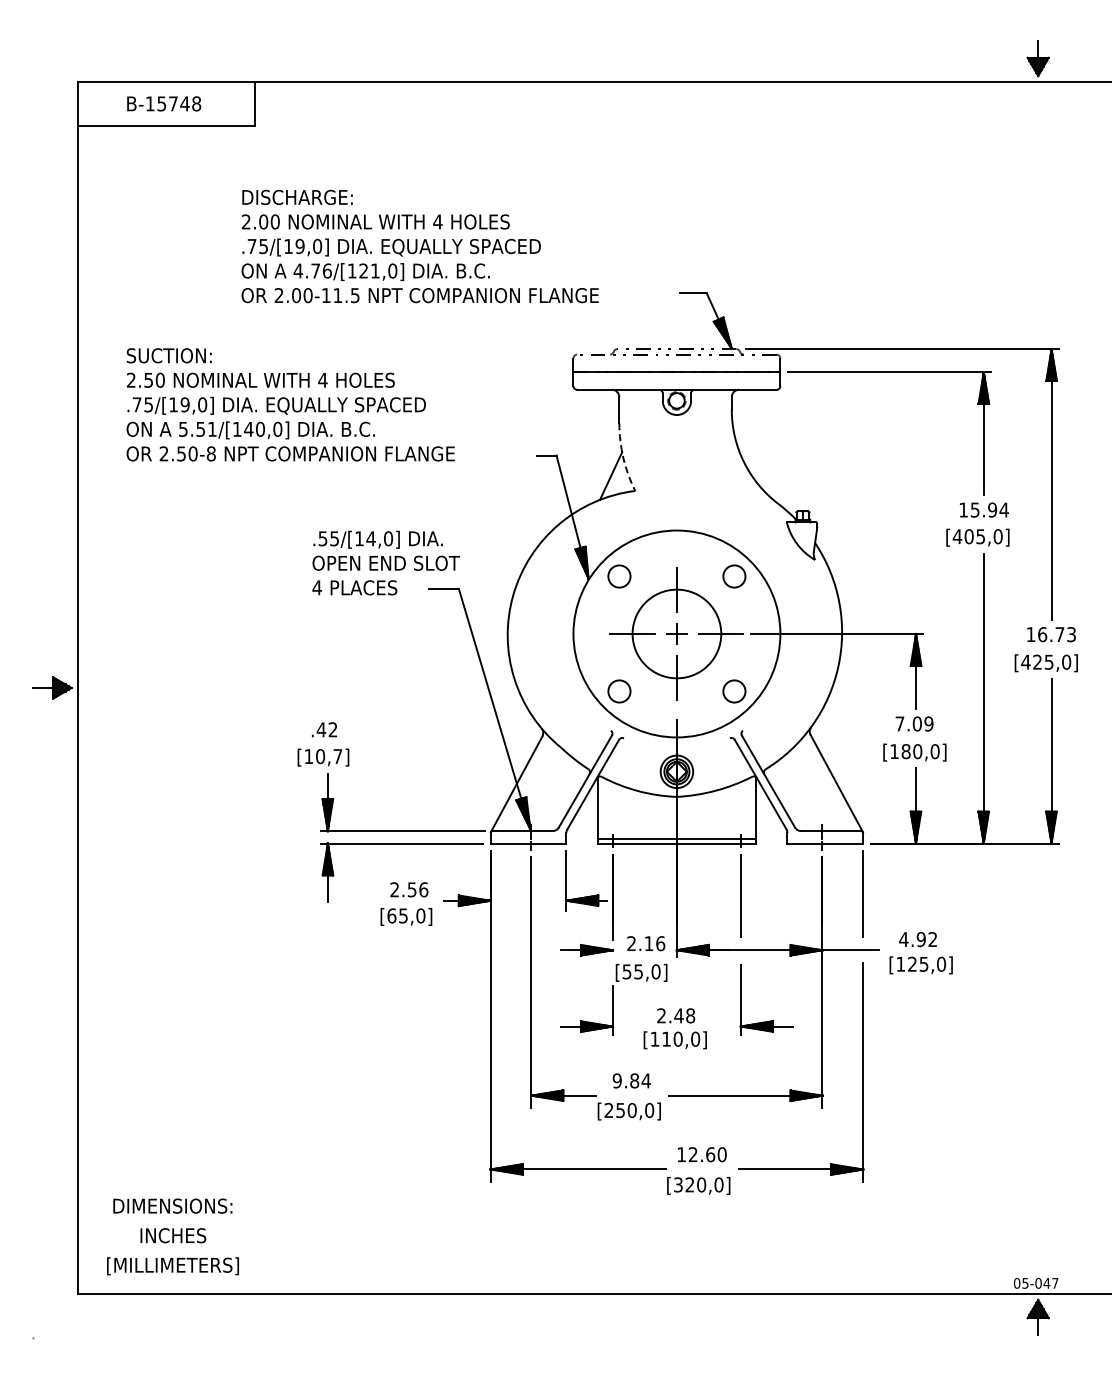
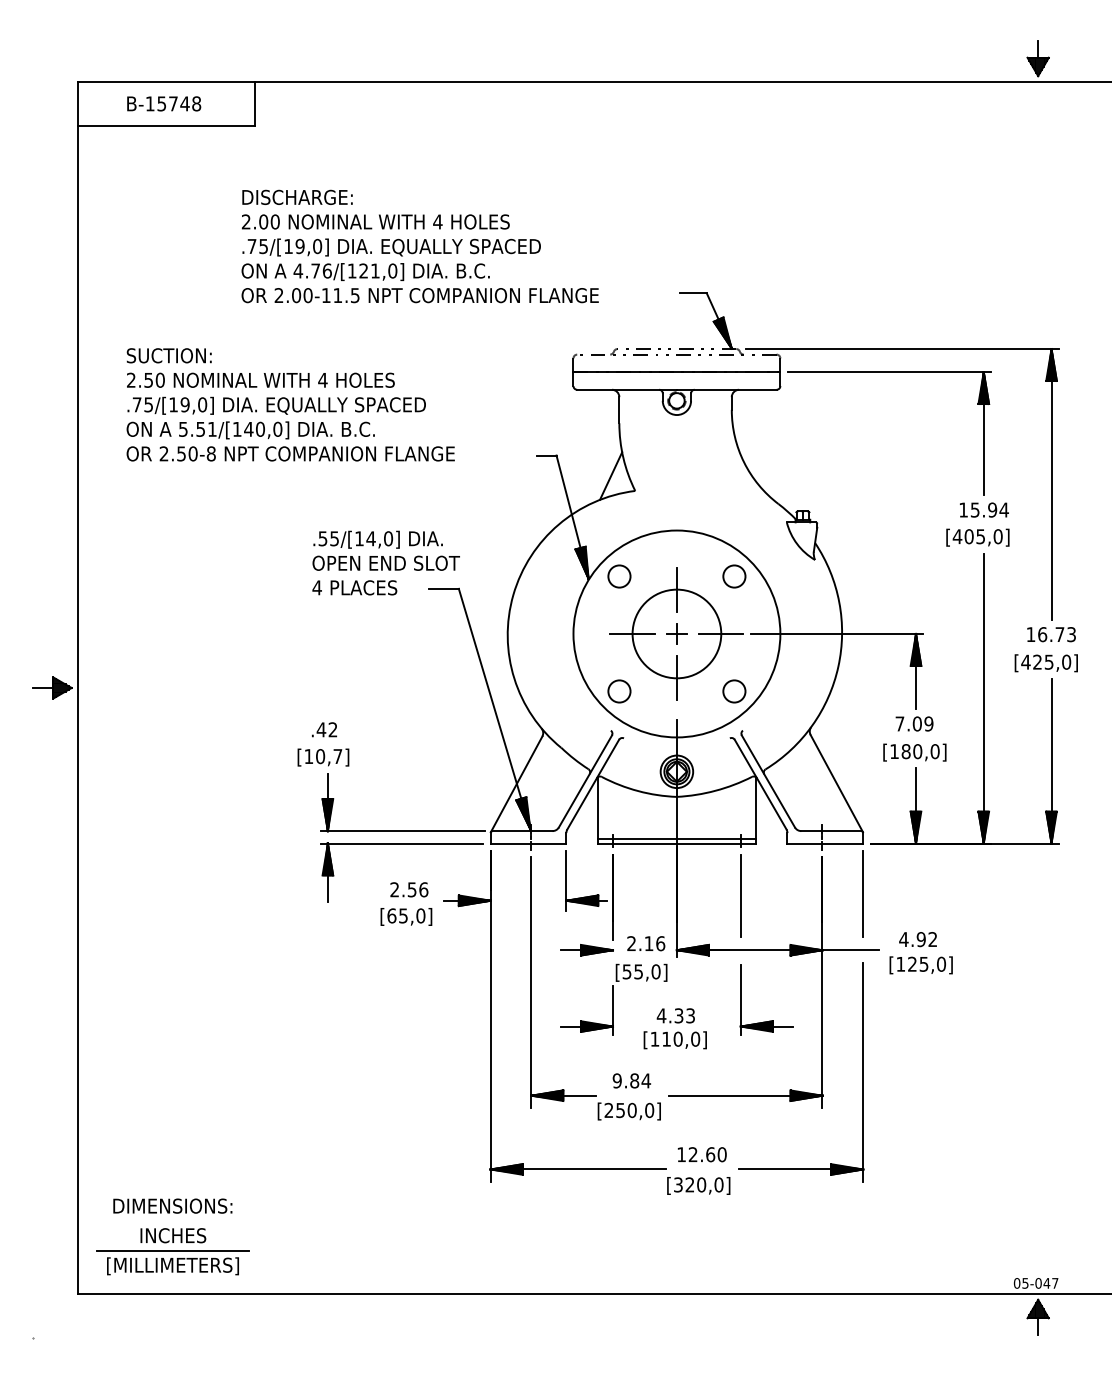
arc: dashed -> solid (623, 458)
text: 2.48 -> 4.33 (675, 1015)
line: none -> present (172, 1251)
